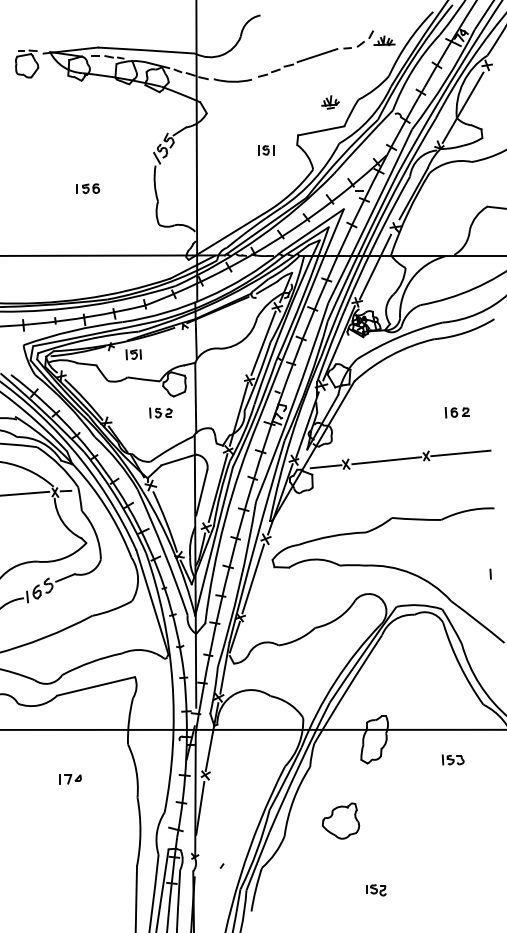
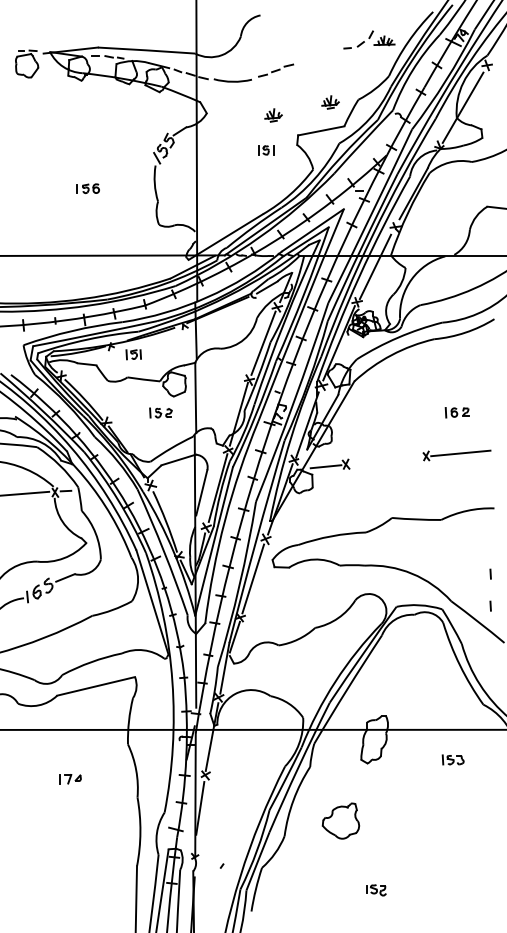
line: present -> none (317, 55)
part: none -> present (273, 115)
line: present -> none (386, 460)
line: none -> present (490, 605)
